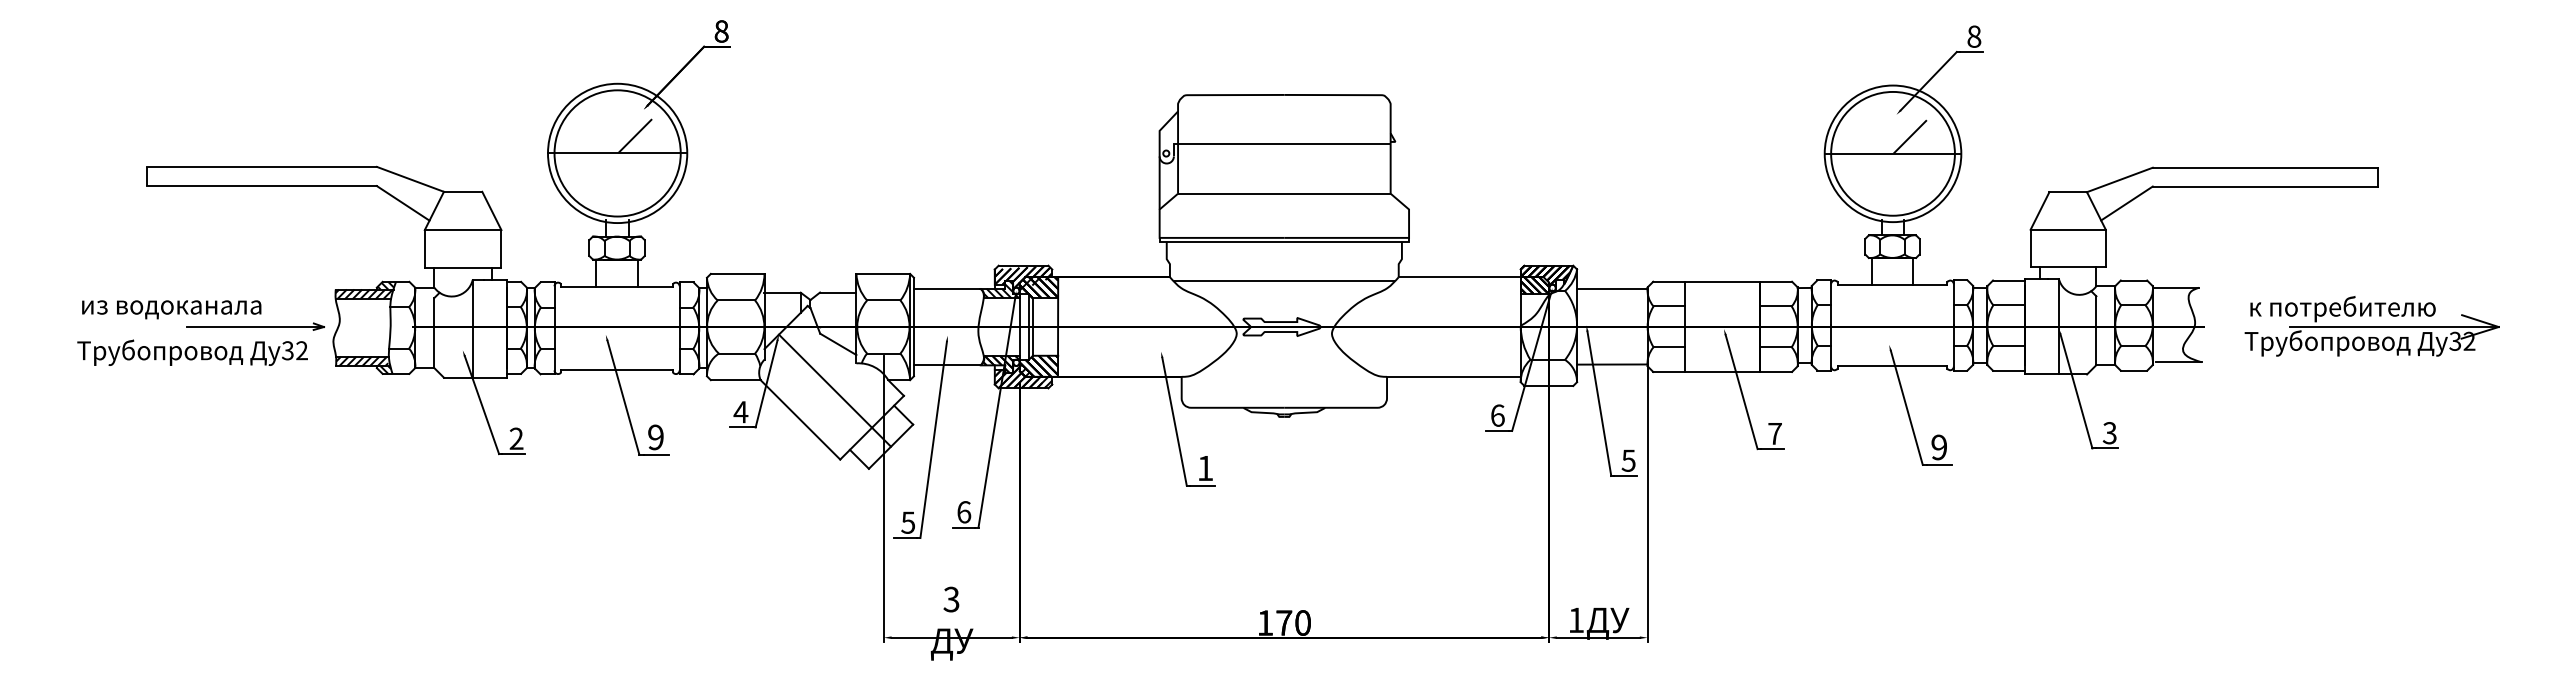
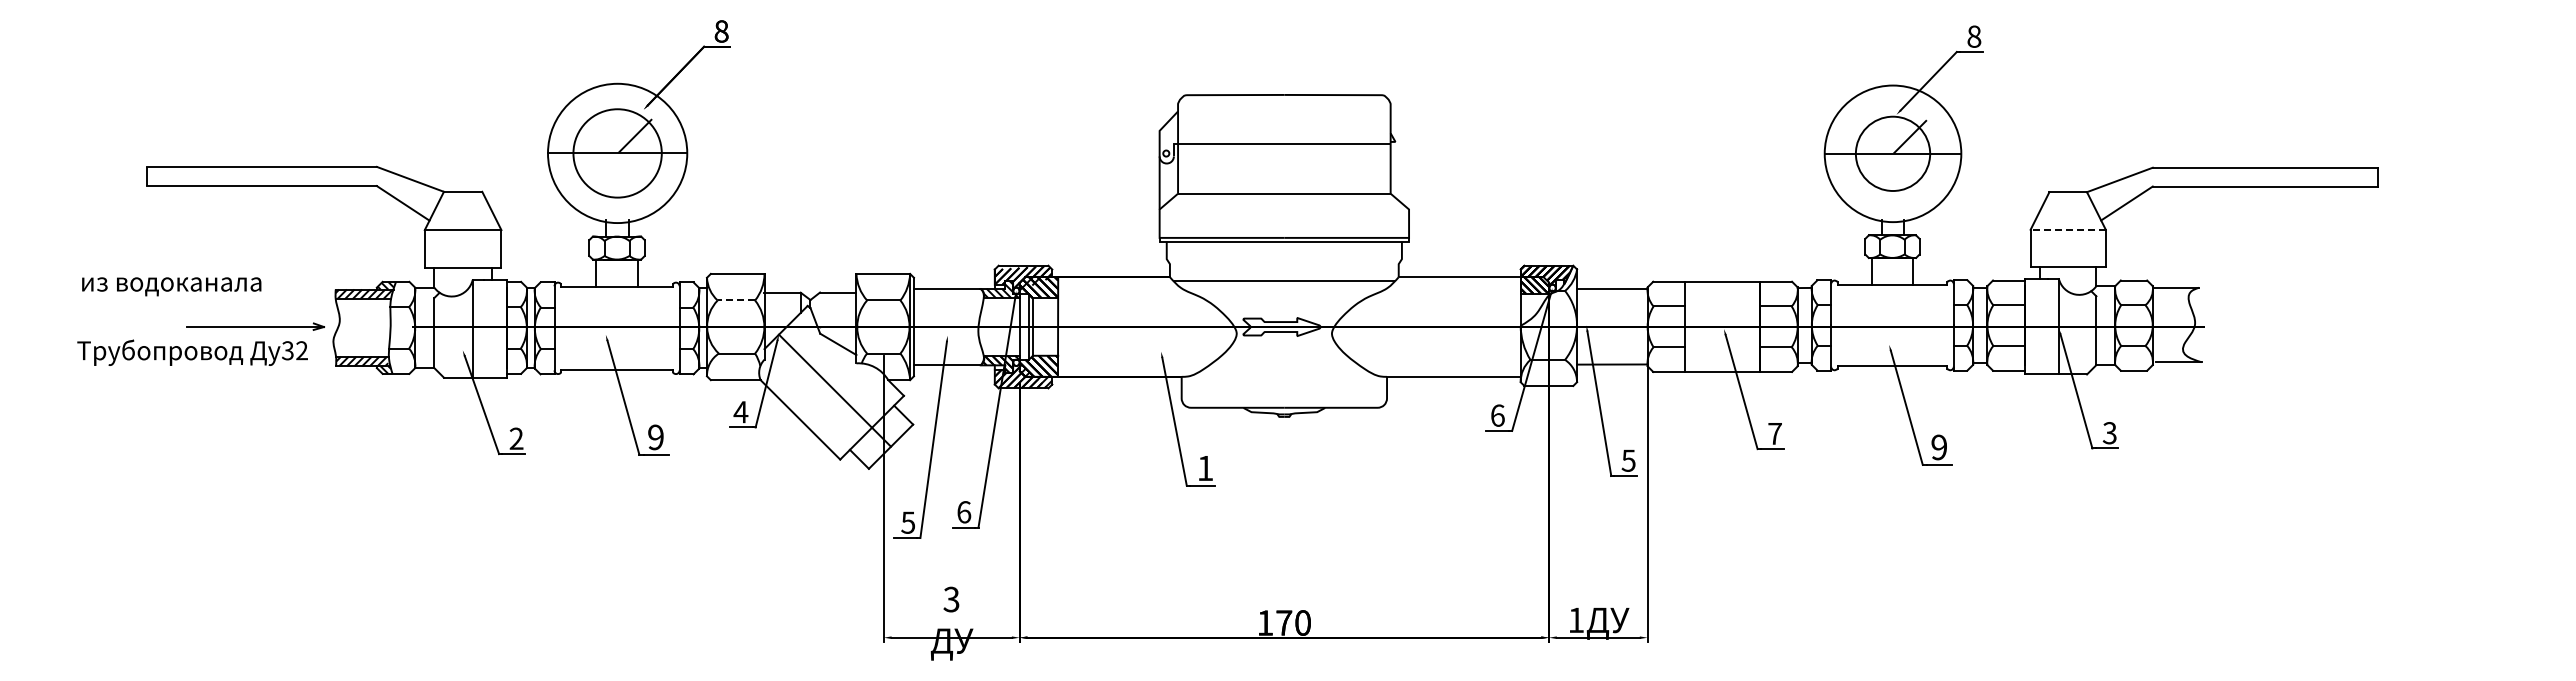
circle diameter: 126 px -> 88 px (617, 153)
circle diameter: 124 px -> 74 px (1892, 153)
line: solid -> dashed (2068, 229)
line: solid -> dashed (736, 300)
text position: (171, 309) -> (171, 286) (171, 286)
part: present -> none (2371, 326)
